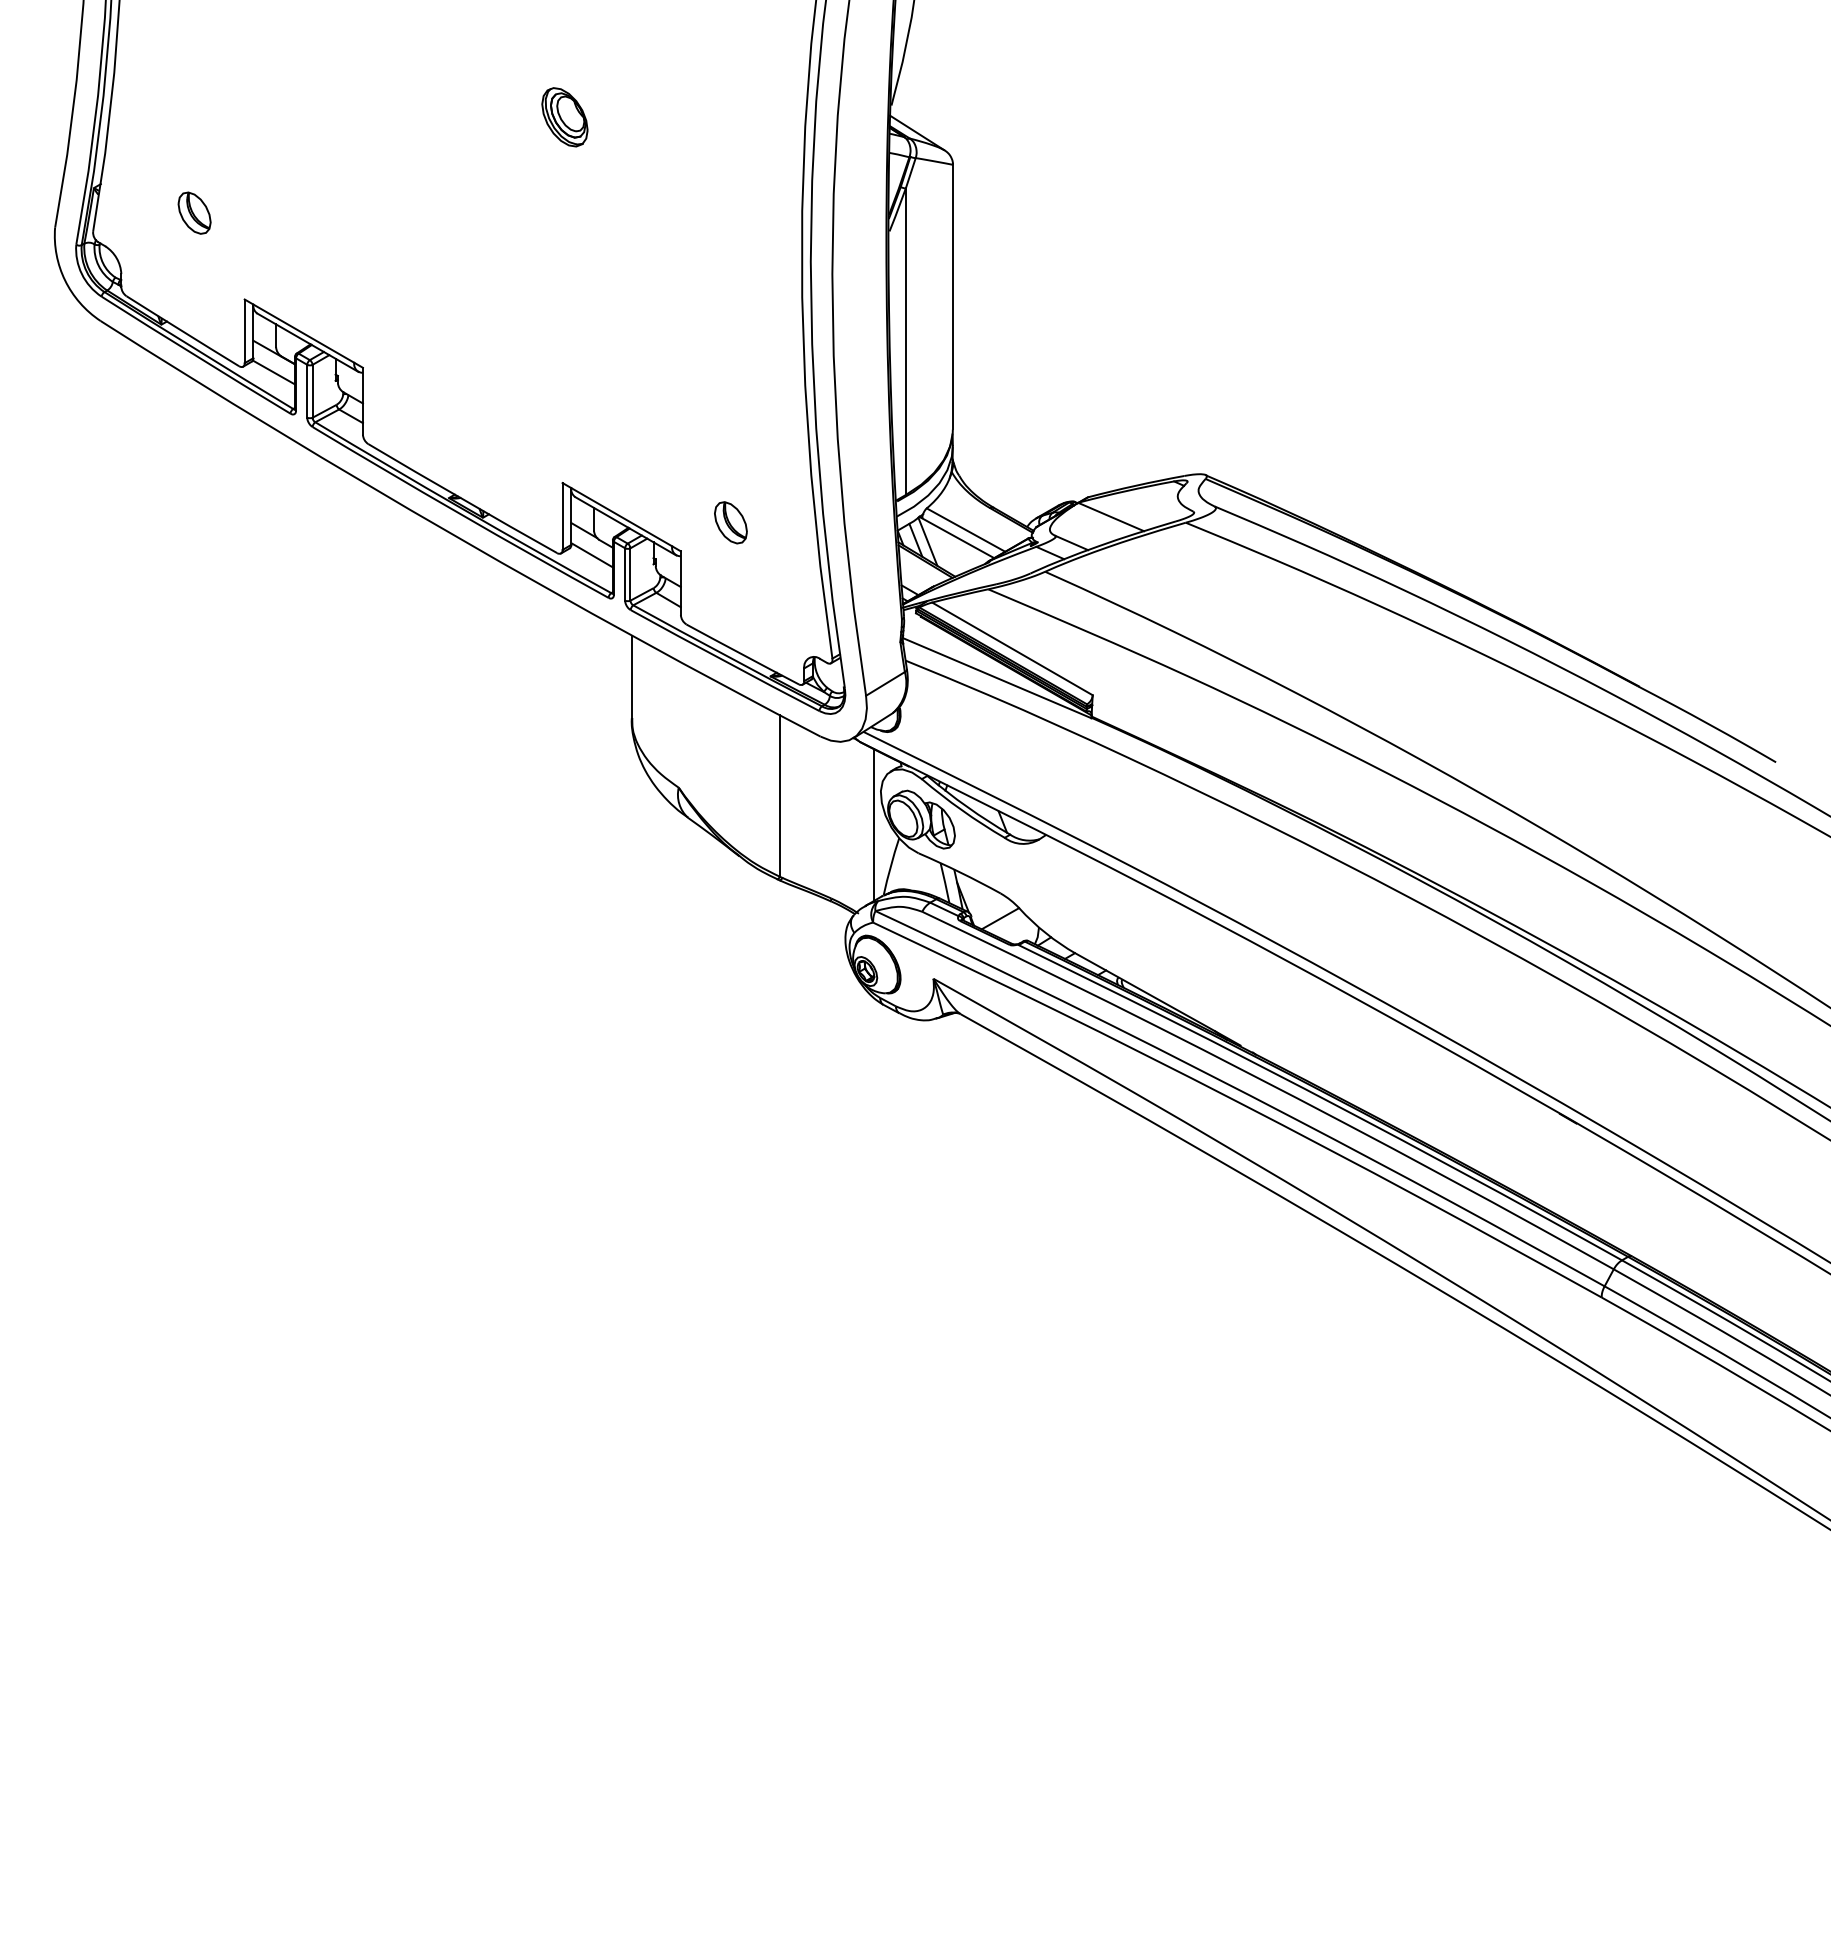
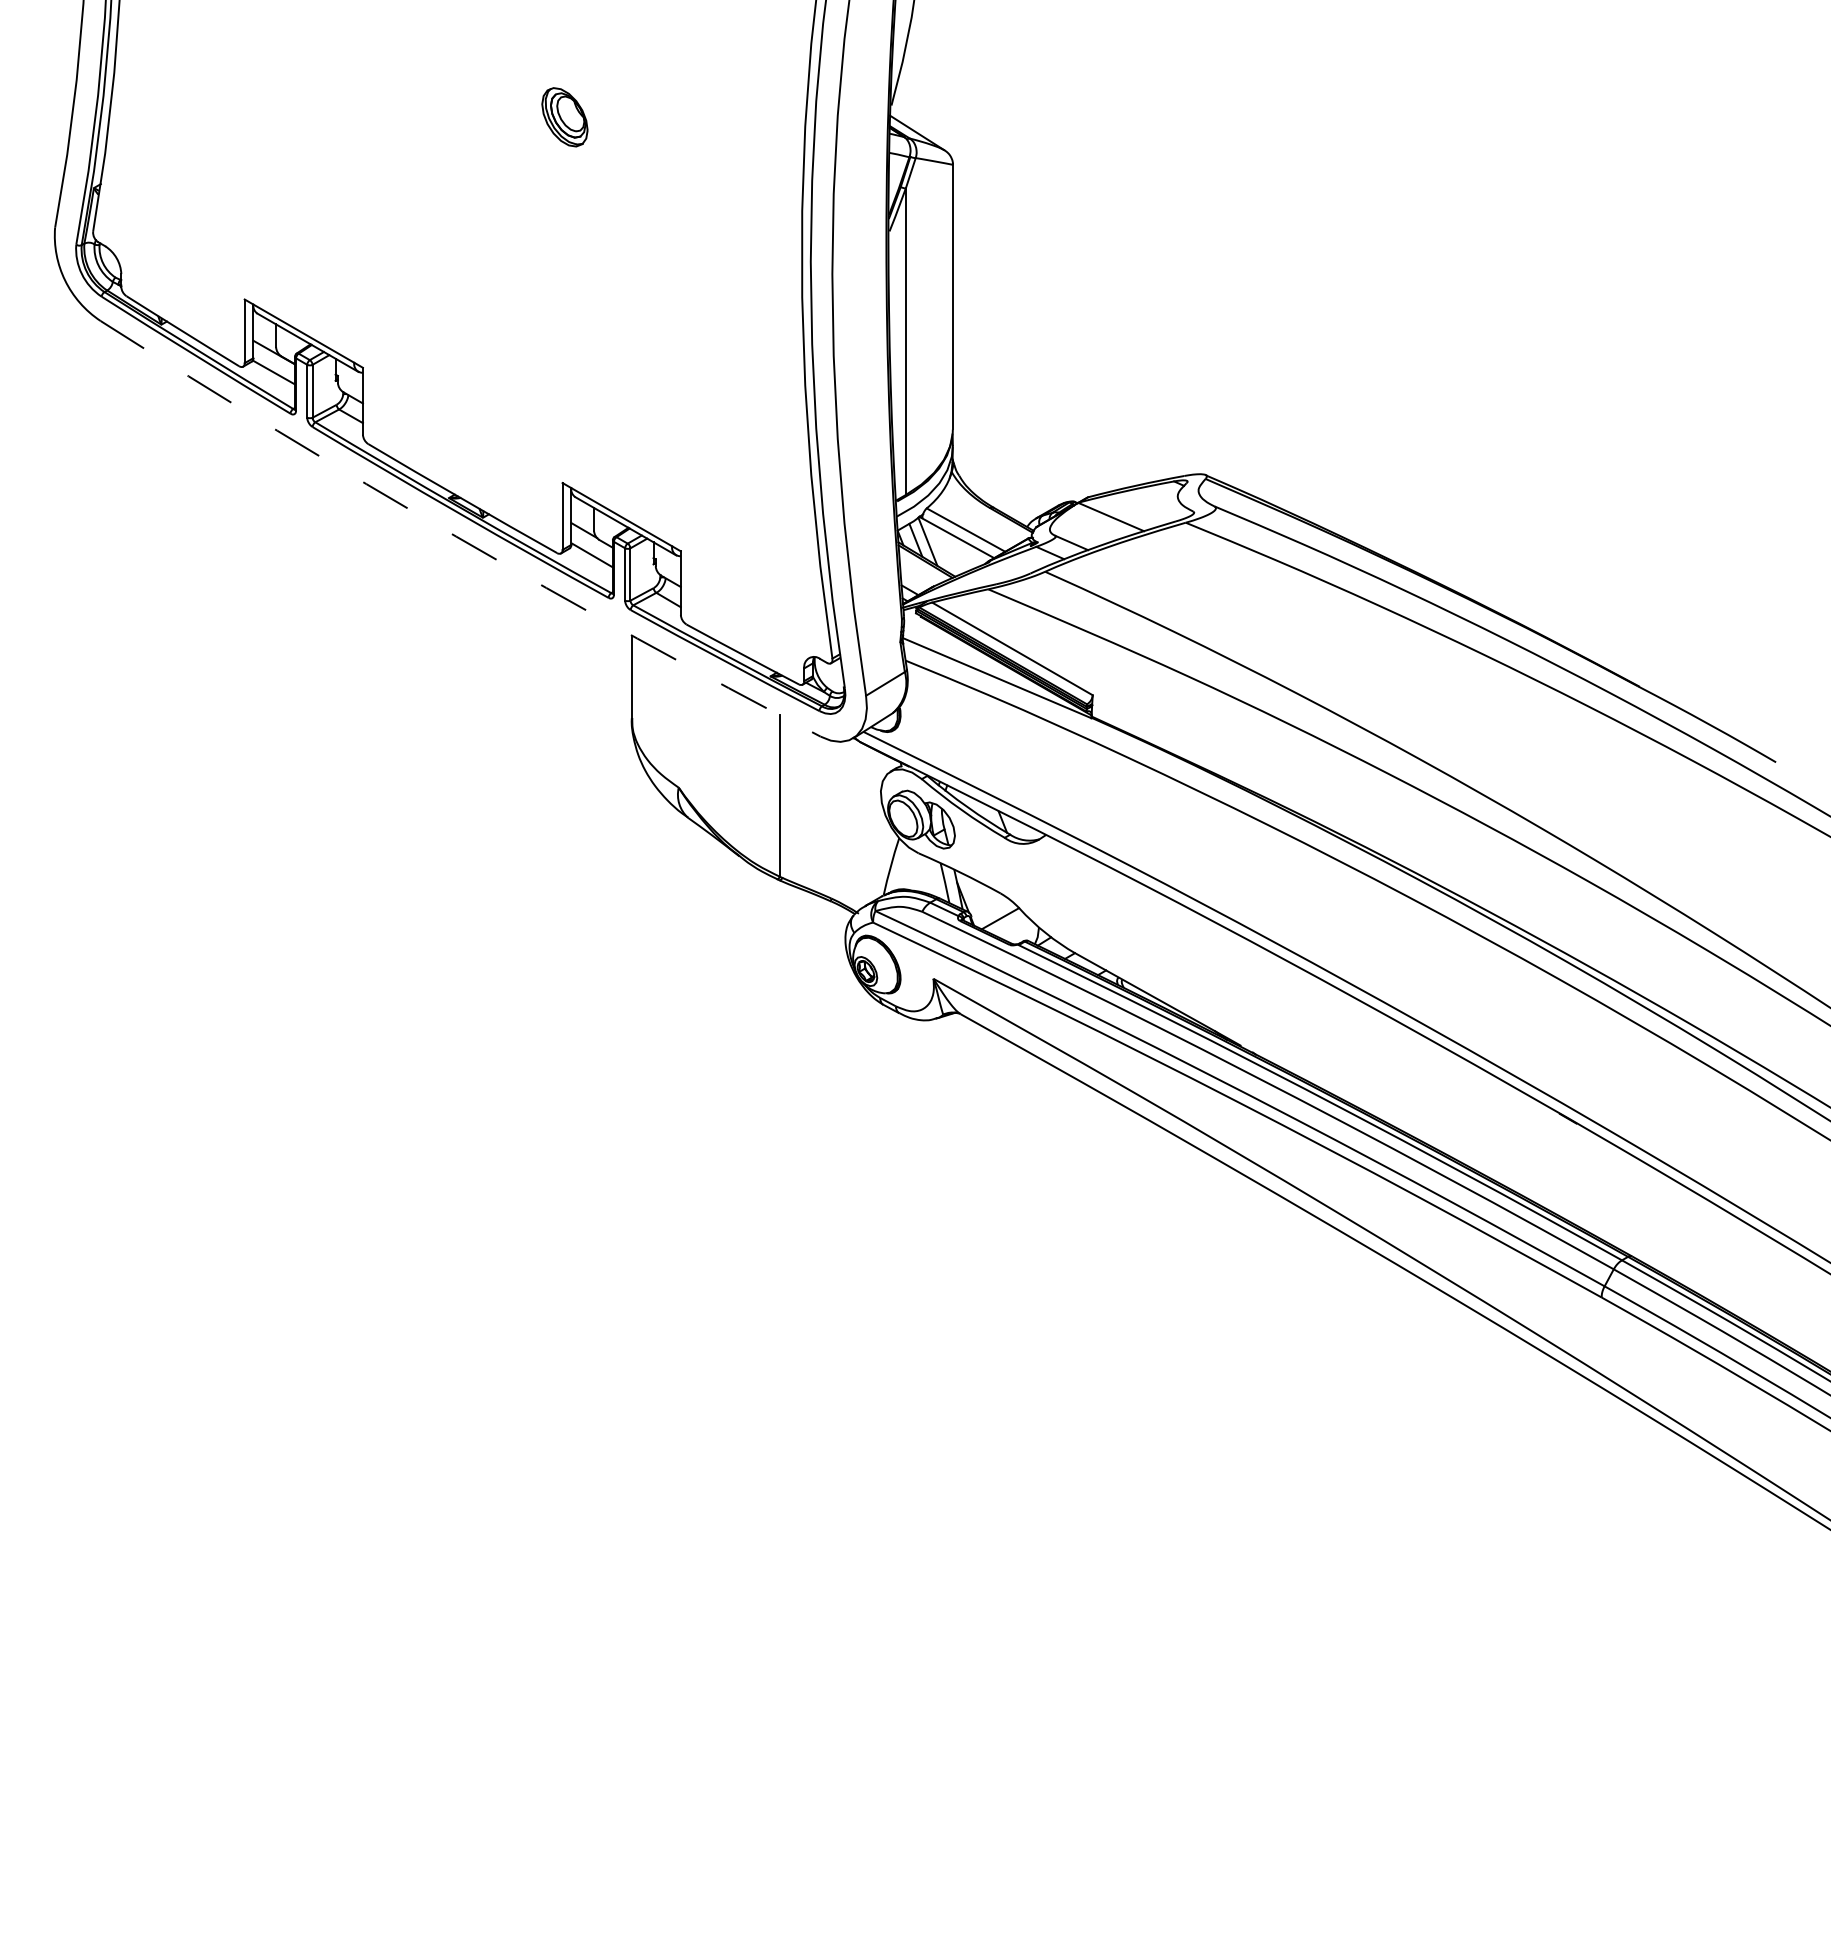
part: present -> none (194, 212)
part: present -> none (730, 522)
arc: solid -> dashed (456, 536)
line: present -> none (873, 825)
